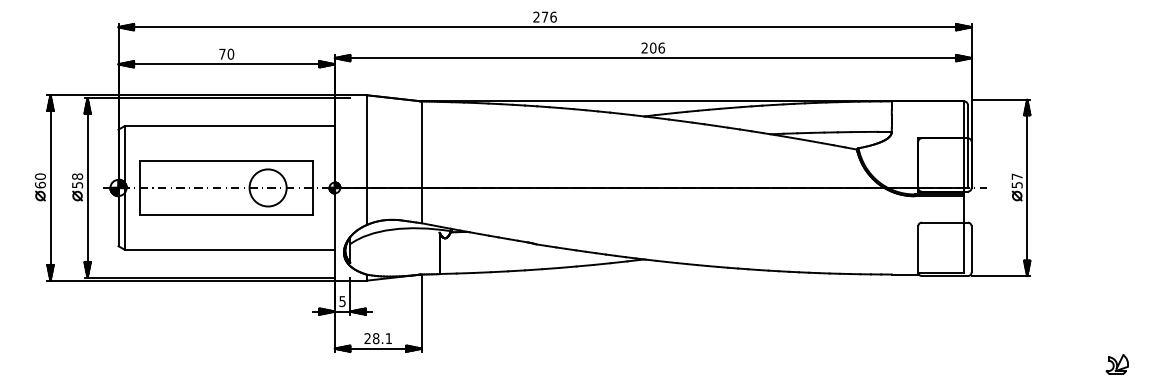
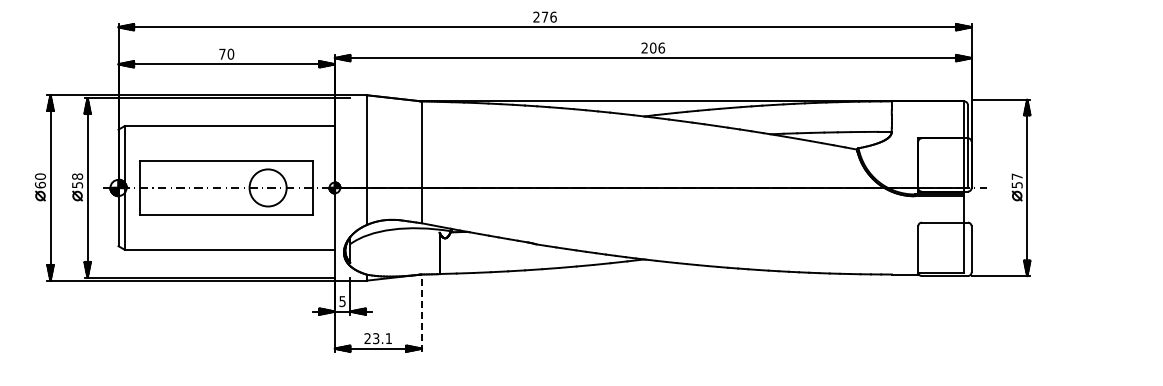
line: solid -> dashed (421, 313)
text: 28.1 -> 23.1 (376, 338)
part: present -> none (1116, 364)
